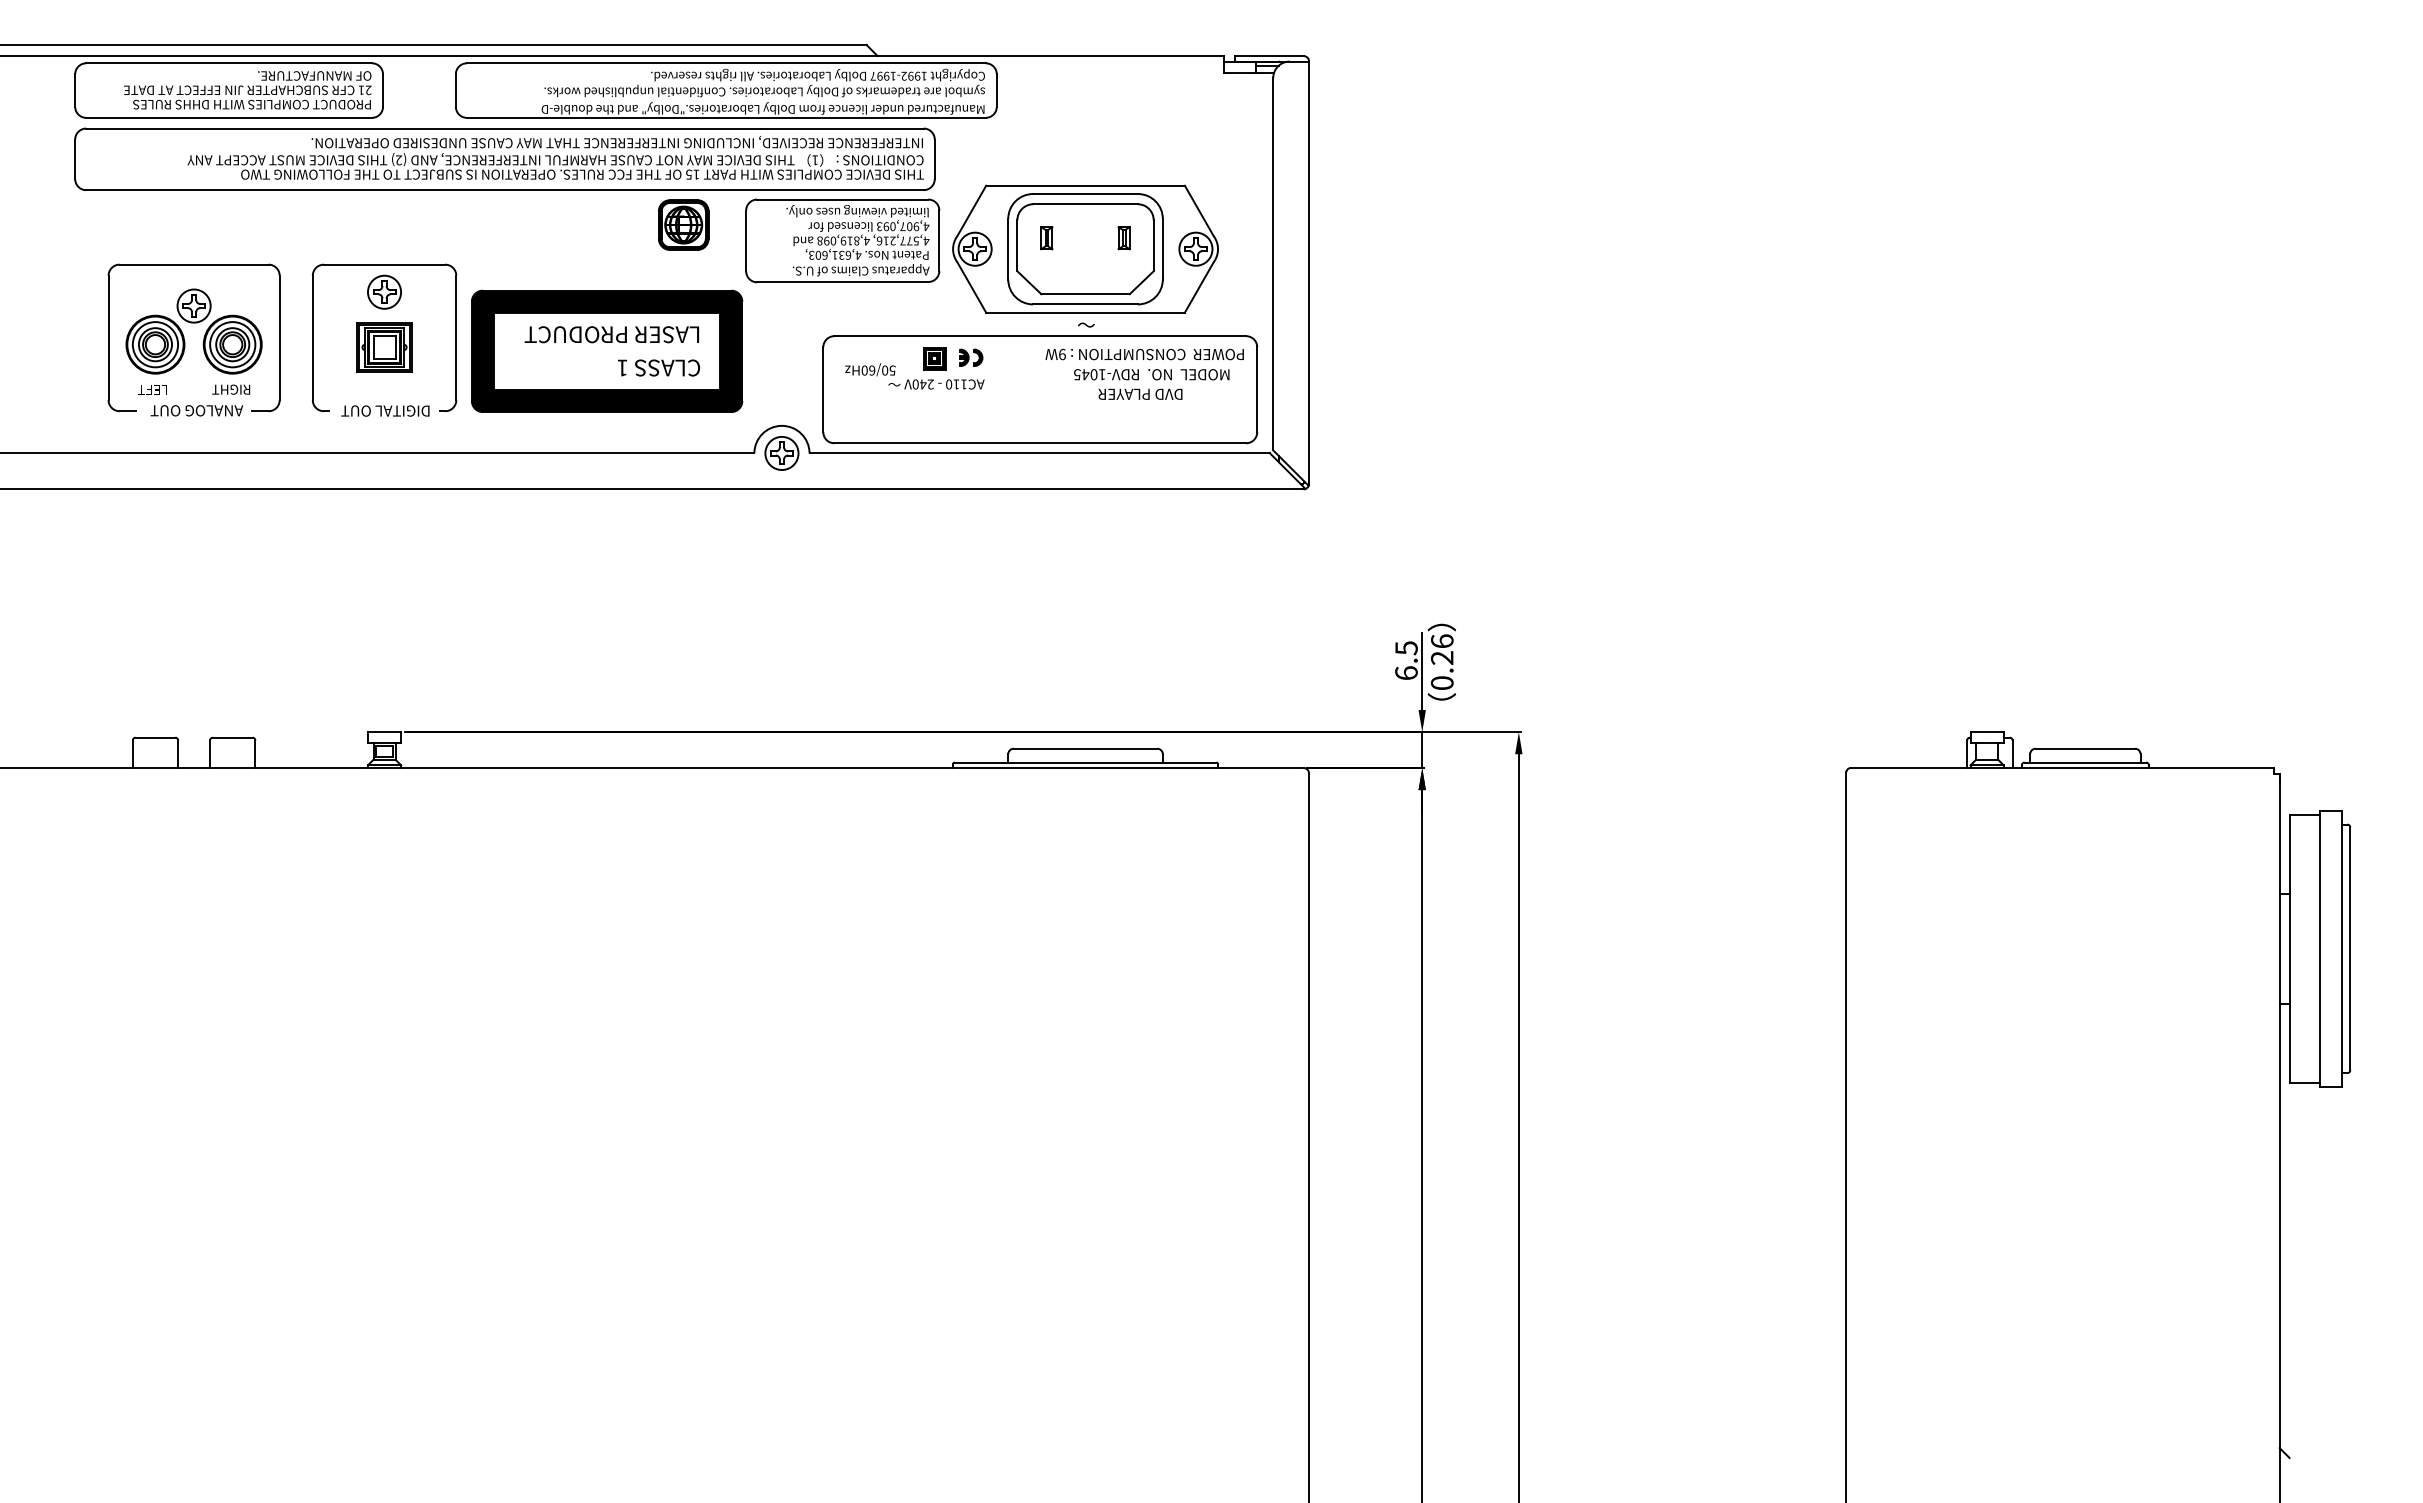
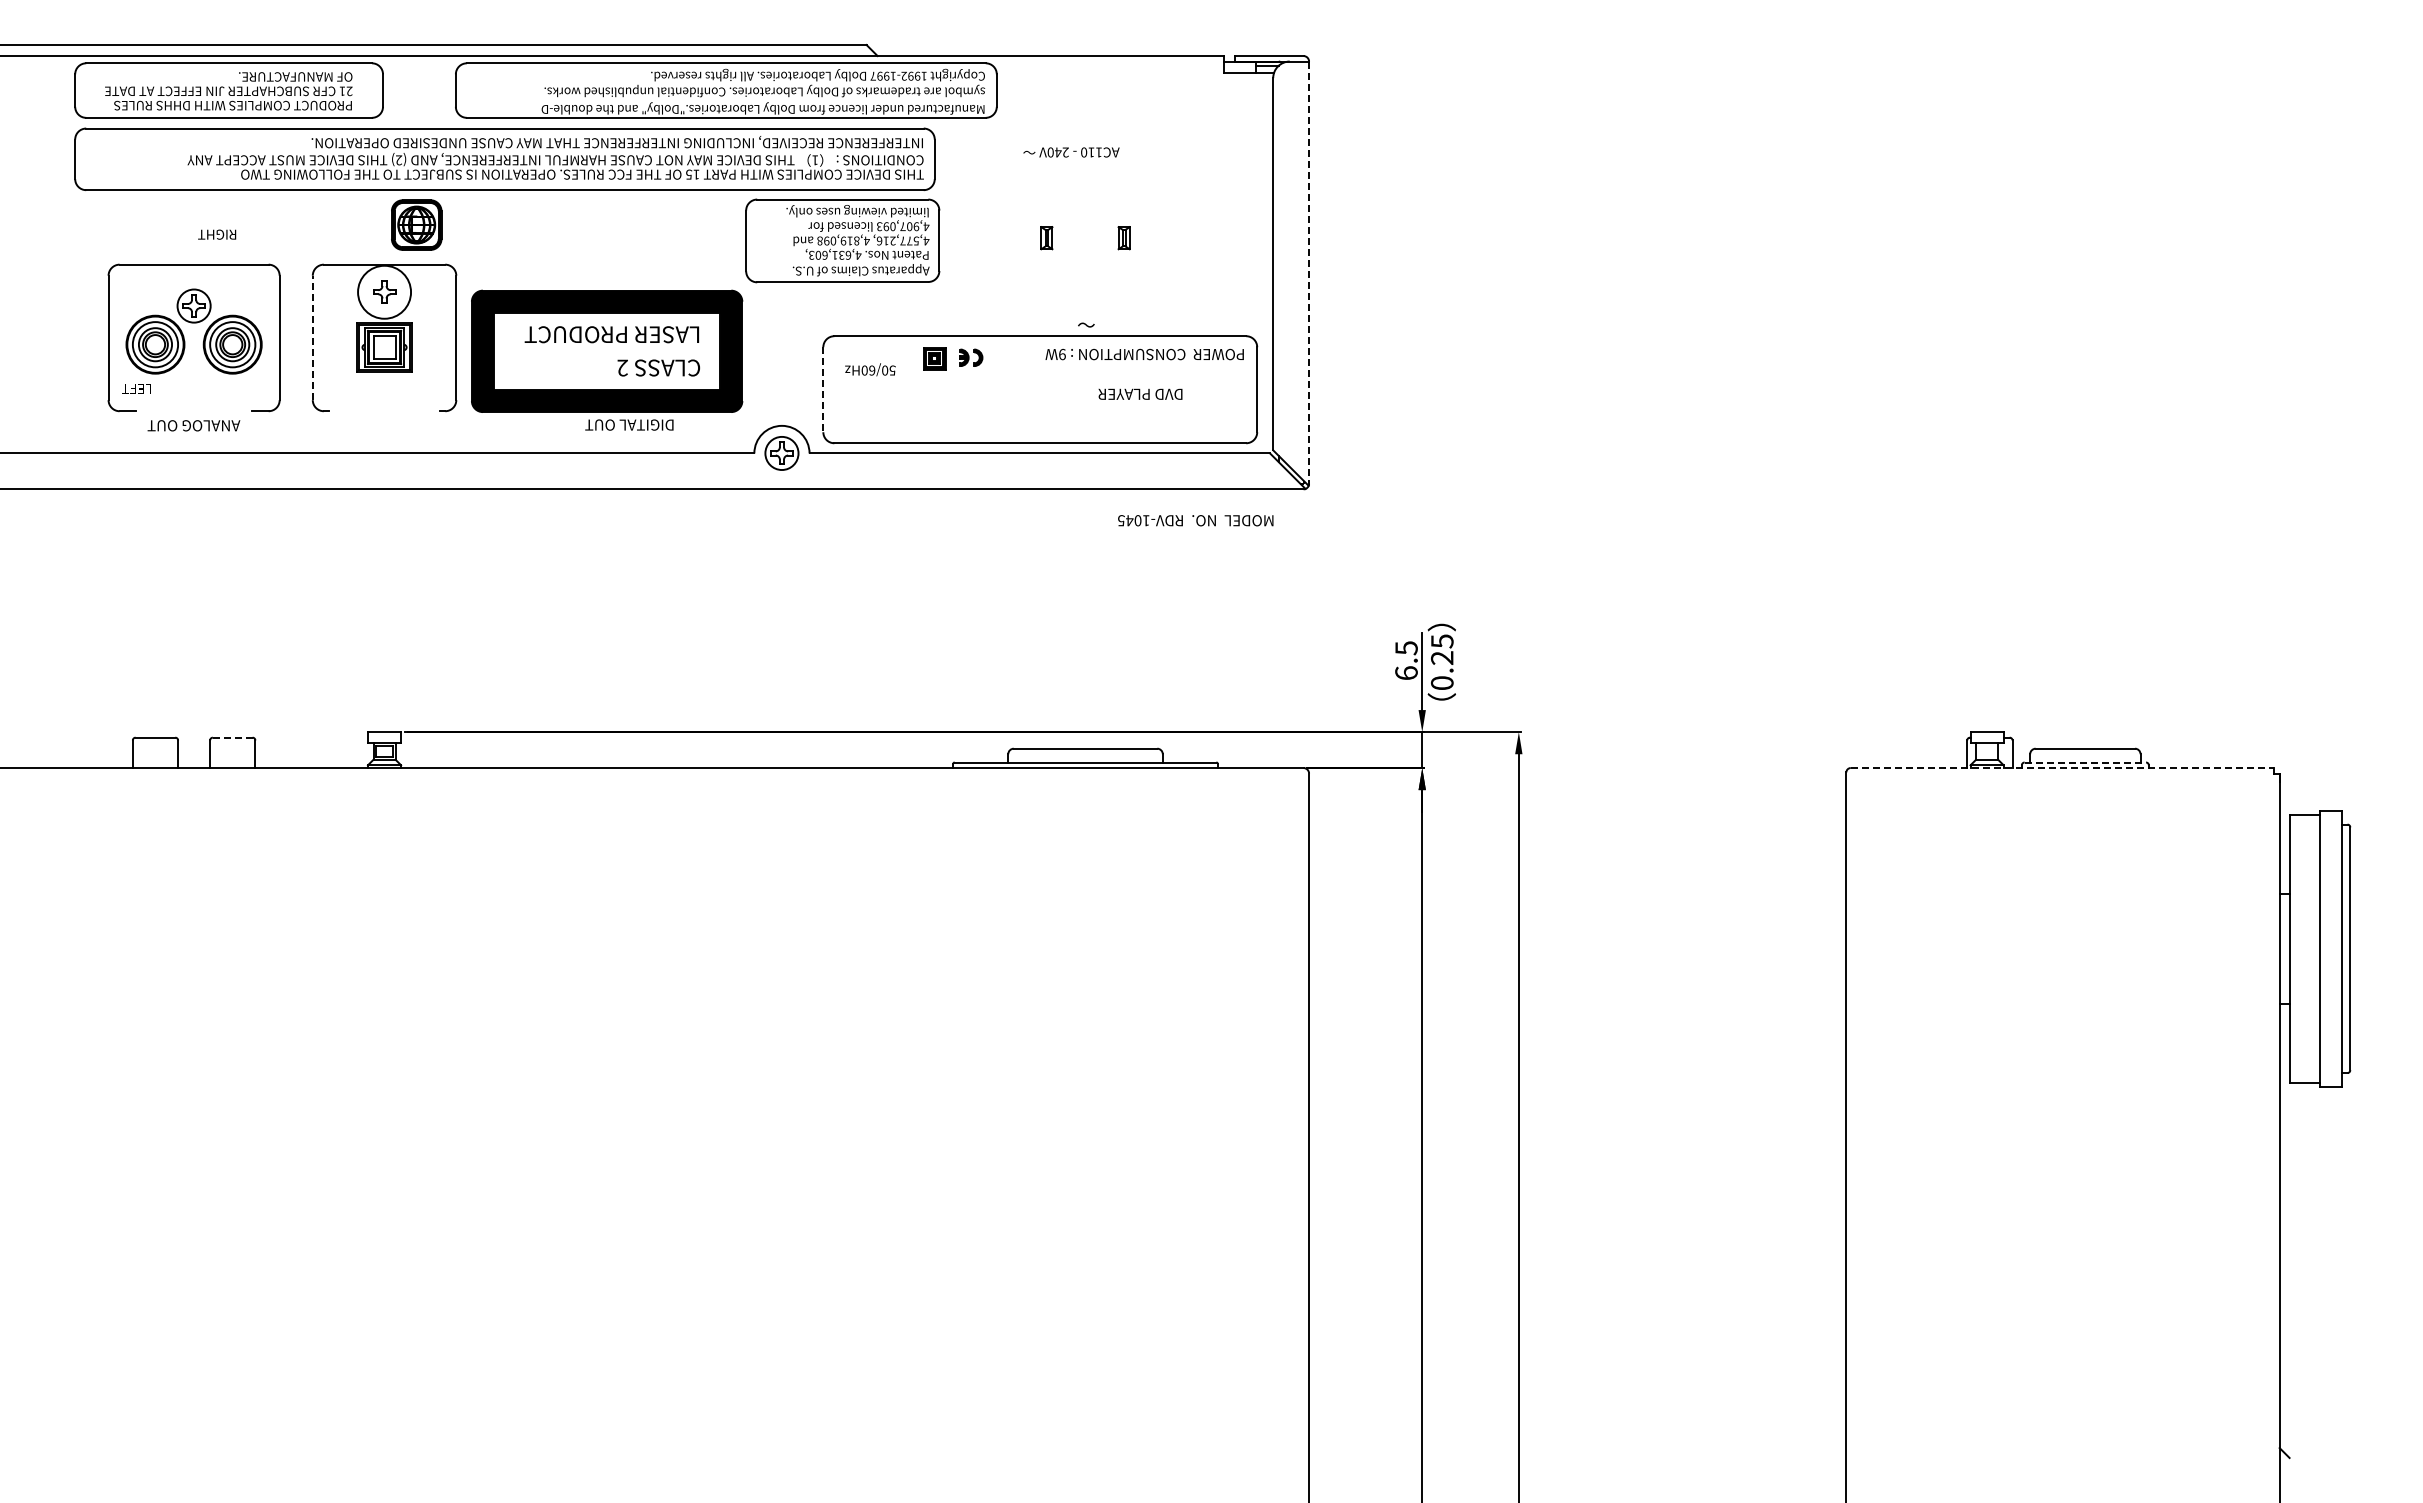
text position: (247, 90) -> (228, 91) (228, 91)
part position: (683, 224) -> (416, 224) (416, 224)
part: present -> none (1085, 248)
line: solid -> dashed (1309, 273)
circle diameter: 33 px -> 53 px (384, 291)
line: solid -> dashed (312, 337)
text: 1 -> 2 (622, 367)
text position: (1151, 374) -> (1195, 520) (1195, 520)
text position: (936, 384) -> (1071, 152) (1071, 152)
text position: (152, 389) -> (136, 388) (136, 388)
text position: (231, 389) -> (217, 234) (217, 234)
line: solid -> dashed (823, 390)
text position: (196, 410) -> (193, 425) (193, 425)
text position: (385, 410) -> (629, 424) (629, 424)
text: 0.26 -> 0.25 (1442, 641)
line: solid -> dashed (232, 737)
line: solid -> dashed (2085, 762)
line: solid -> dashed (2062, 768)
